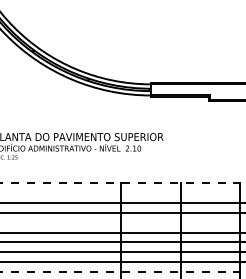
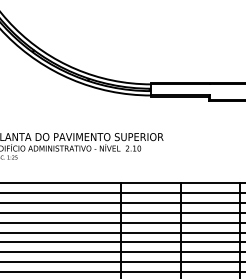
line: dashed -> solid (123, 182)
line: none -> present (122, 192)
line: none -> present (122, 222)
line: dashed -> solid (123, 272)
